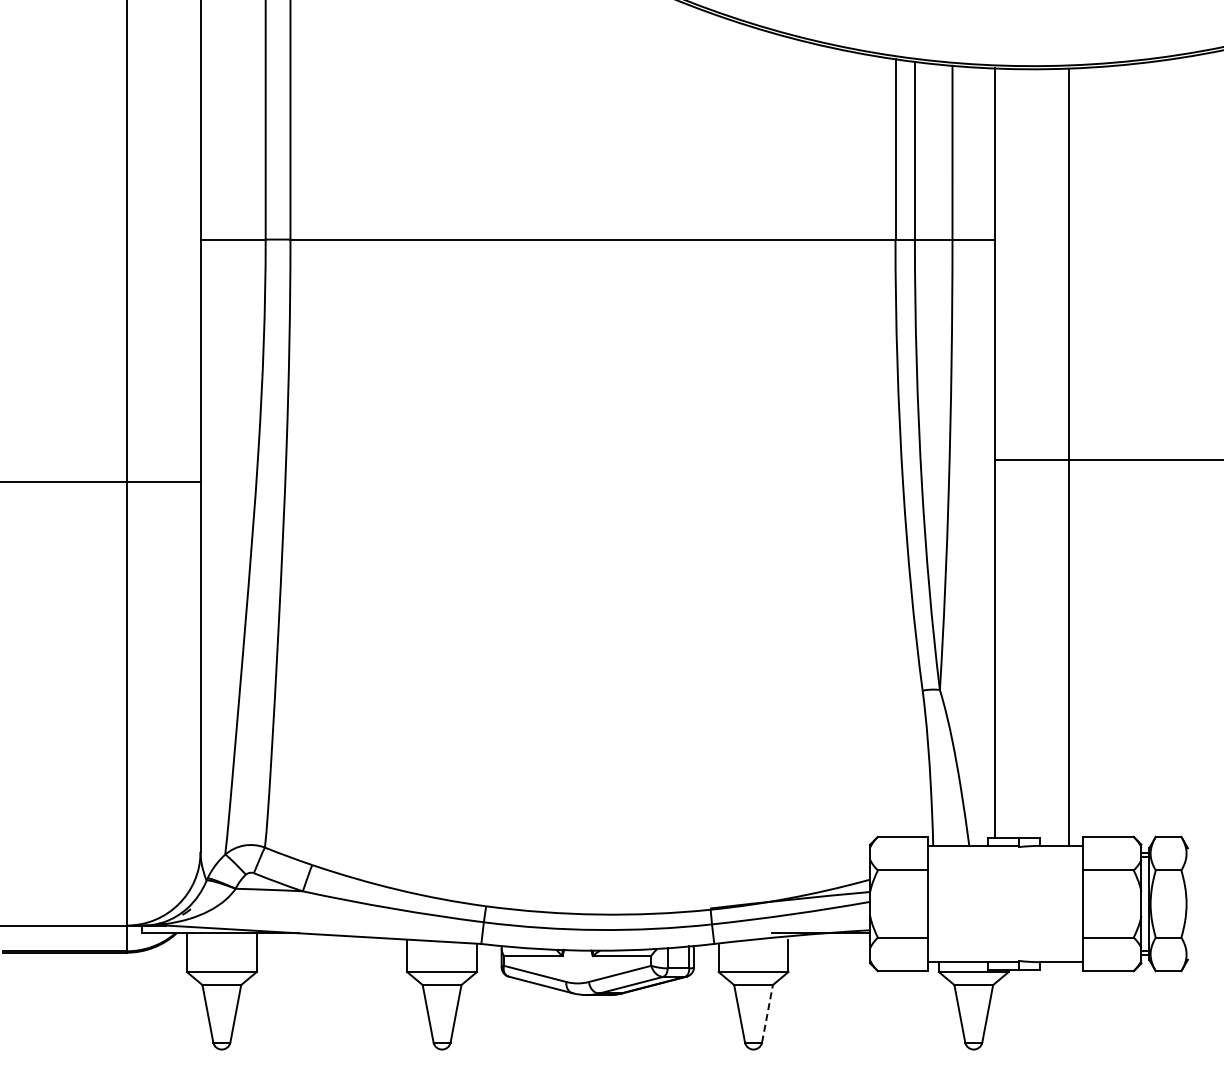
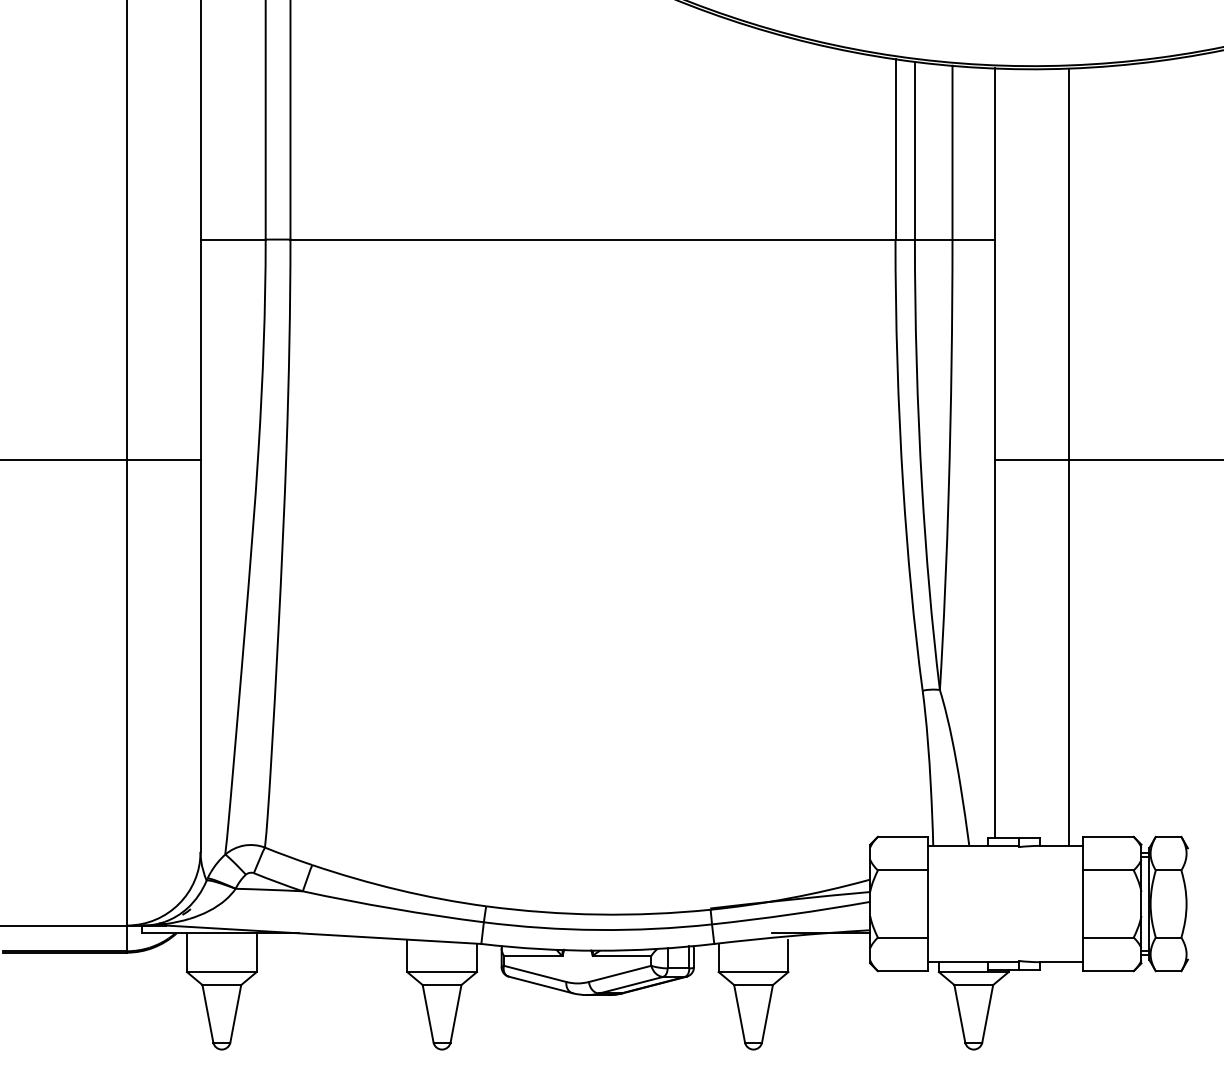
line position: (101, 482) -> (101, 460) (101, 460)
line: dashed -> solid (767, 1013)
